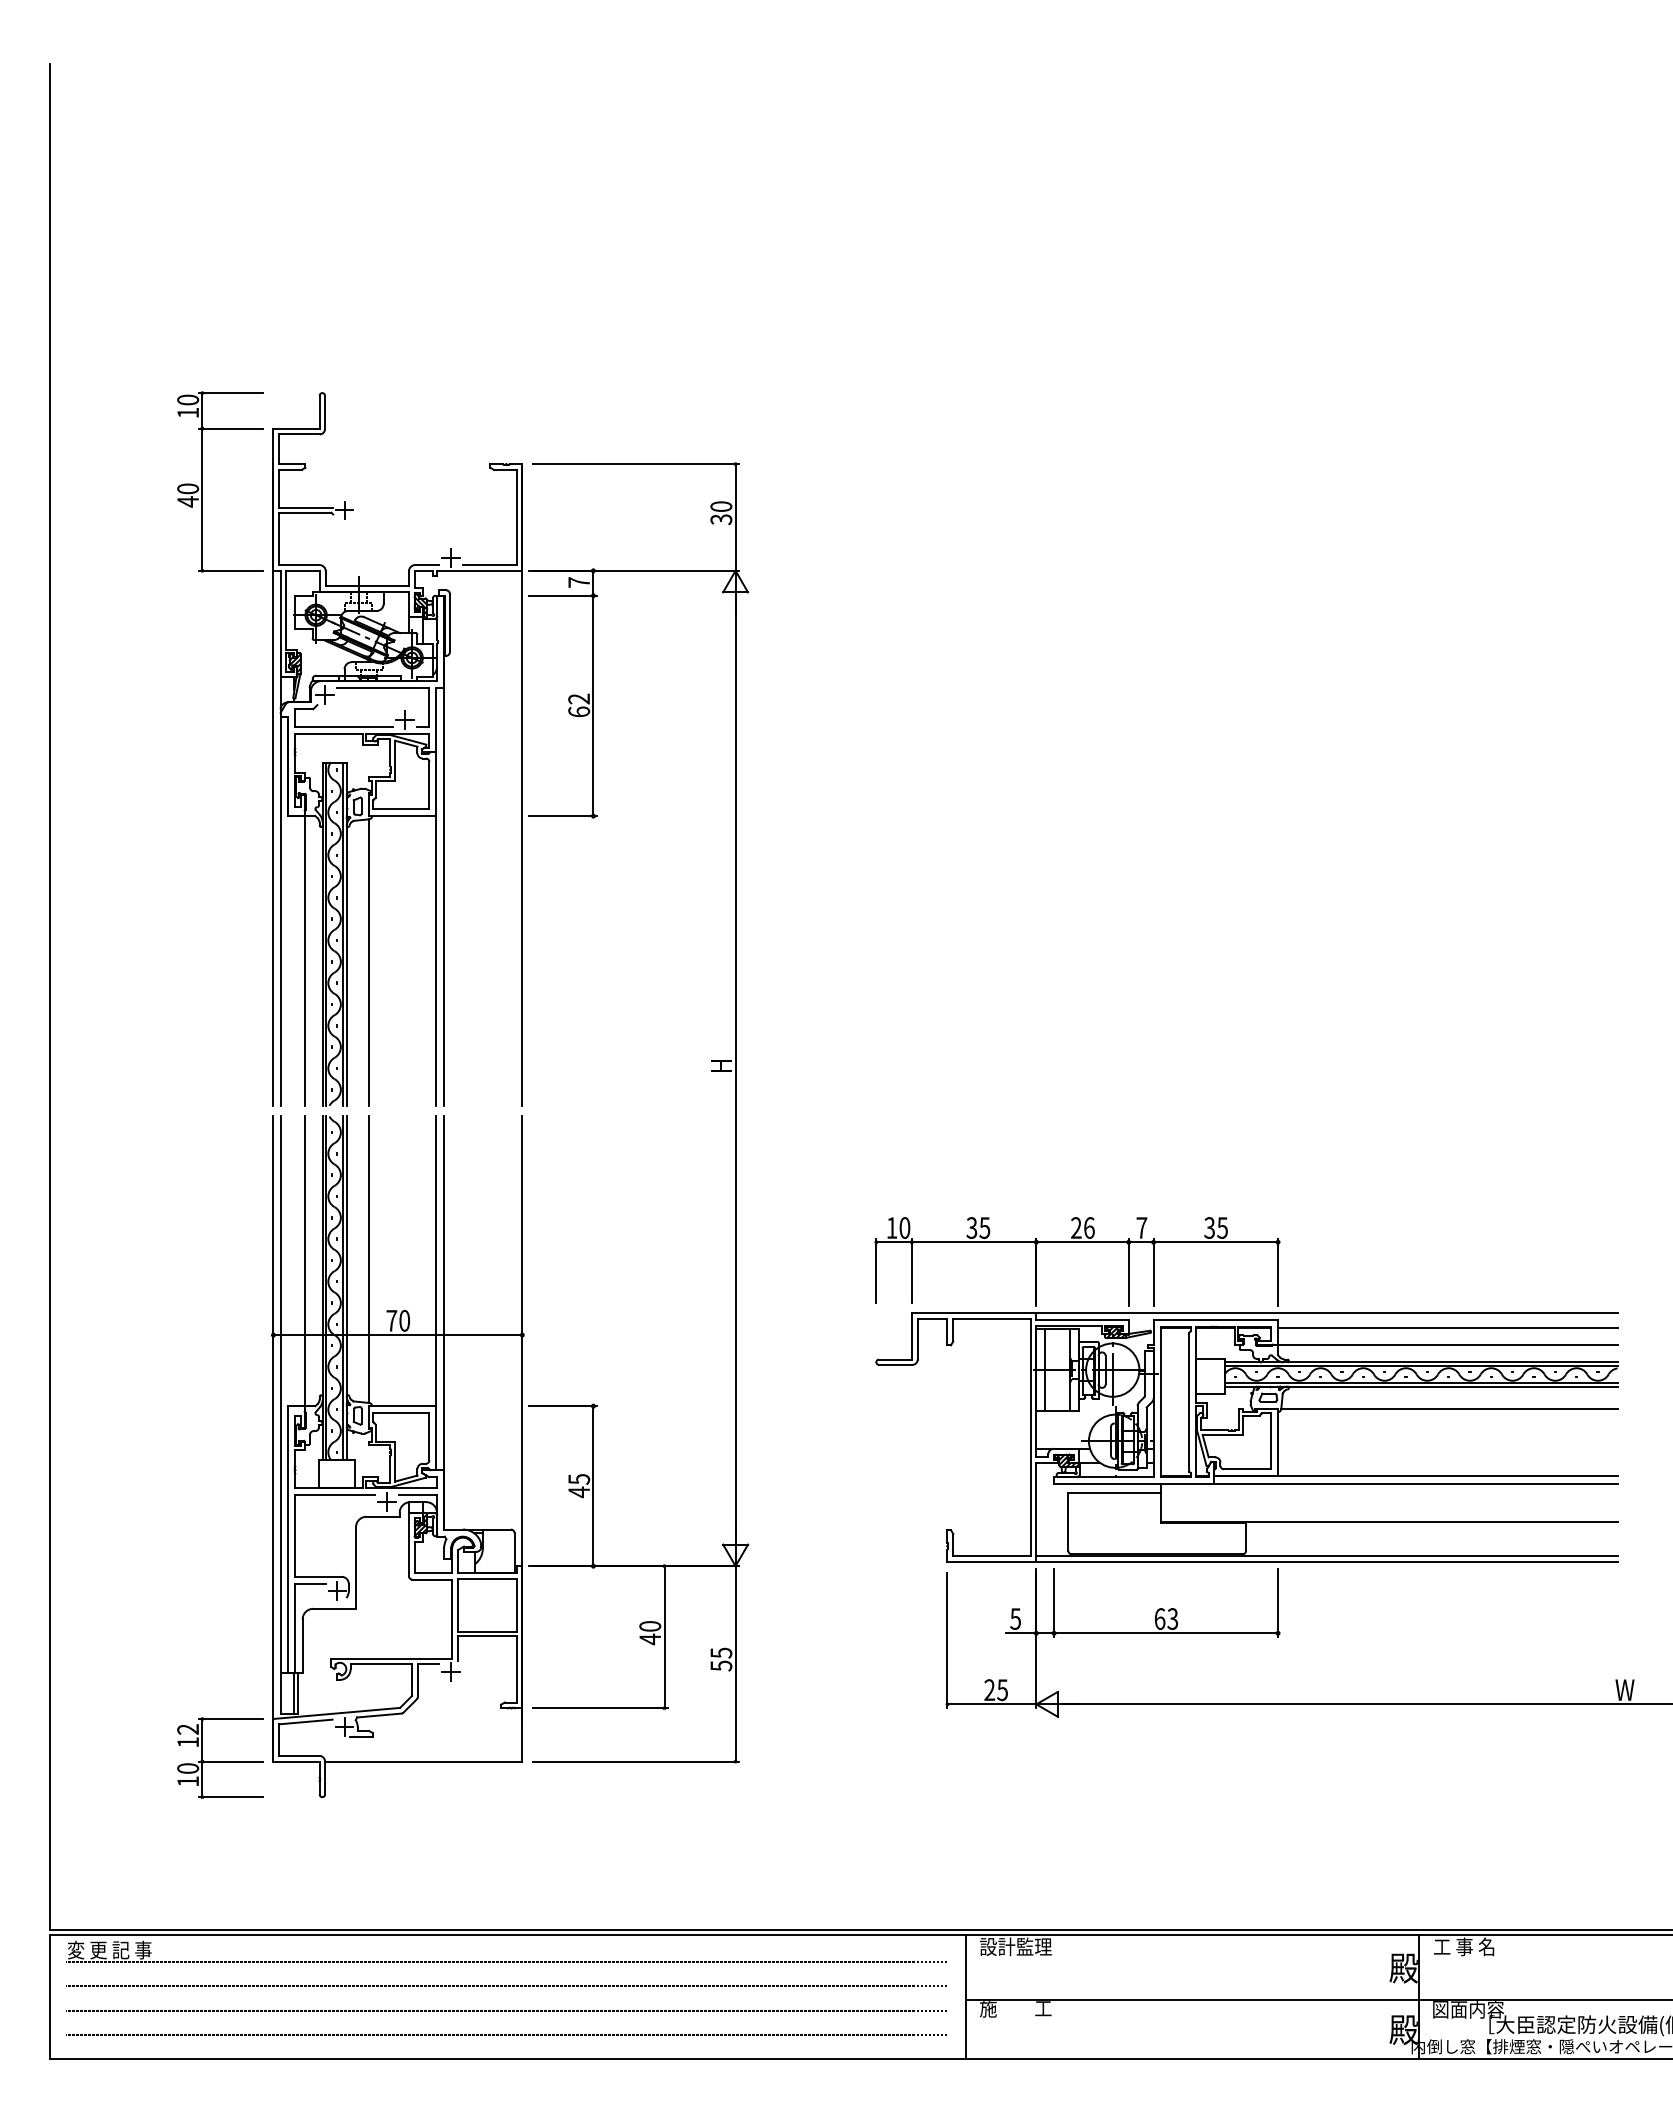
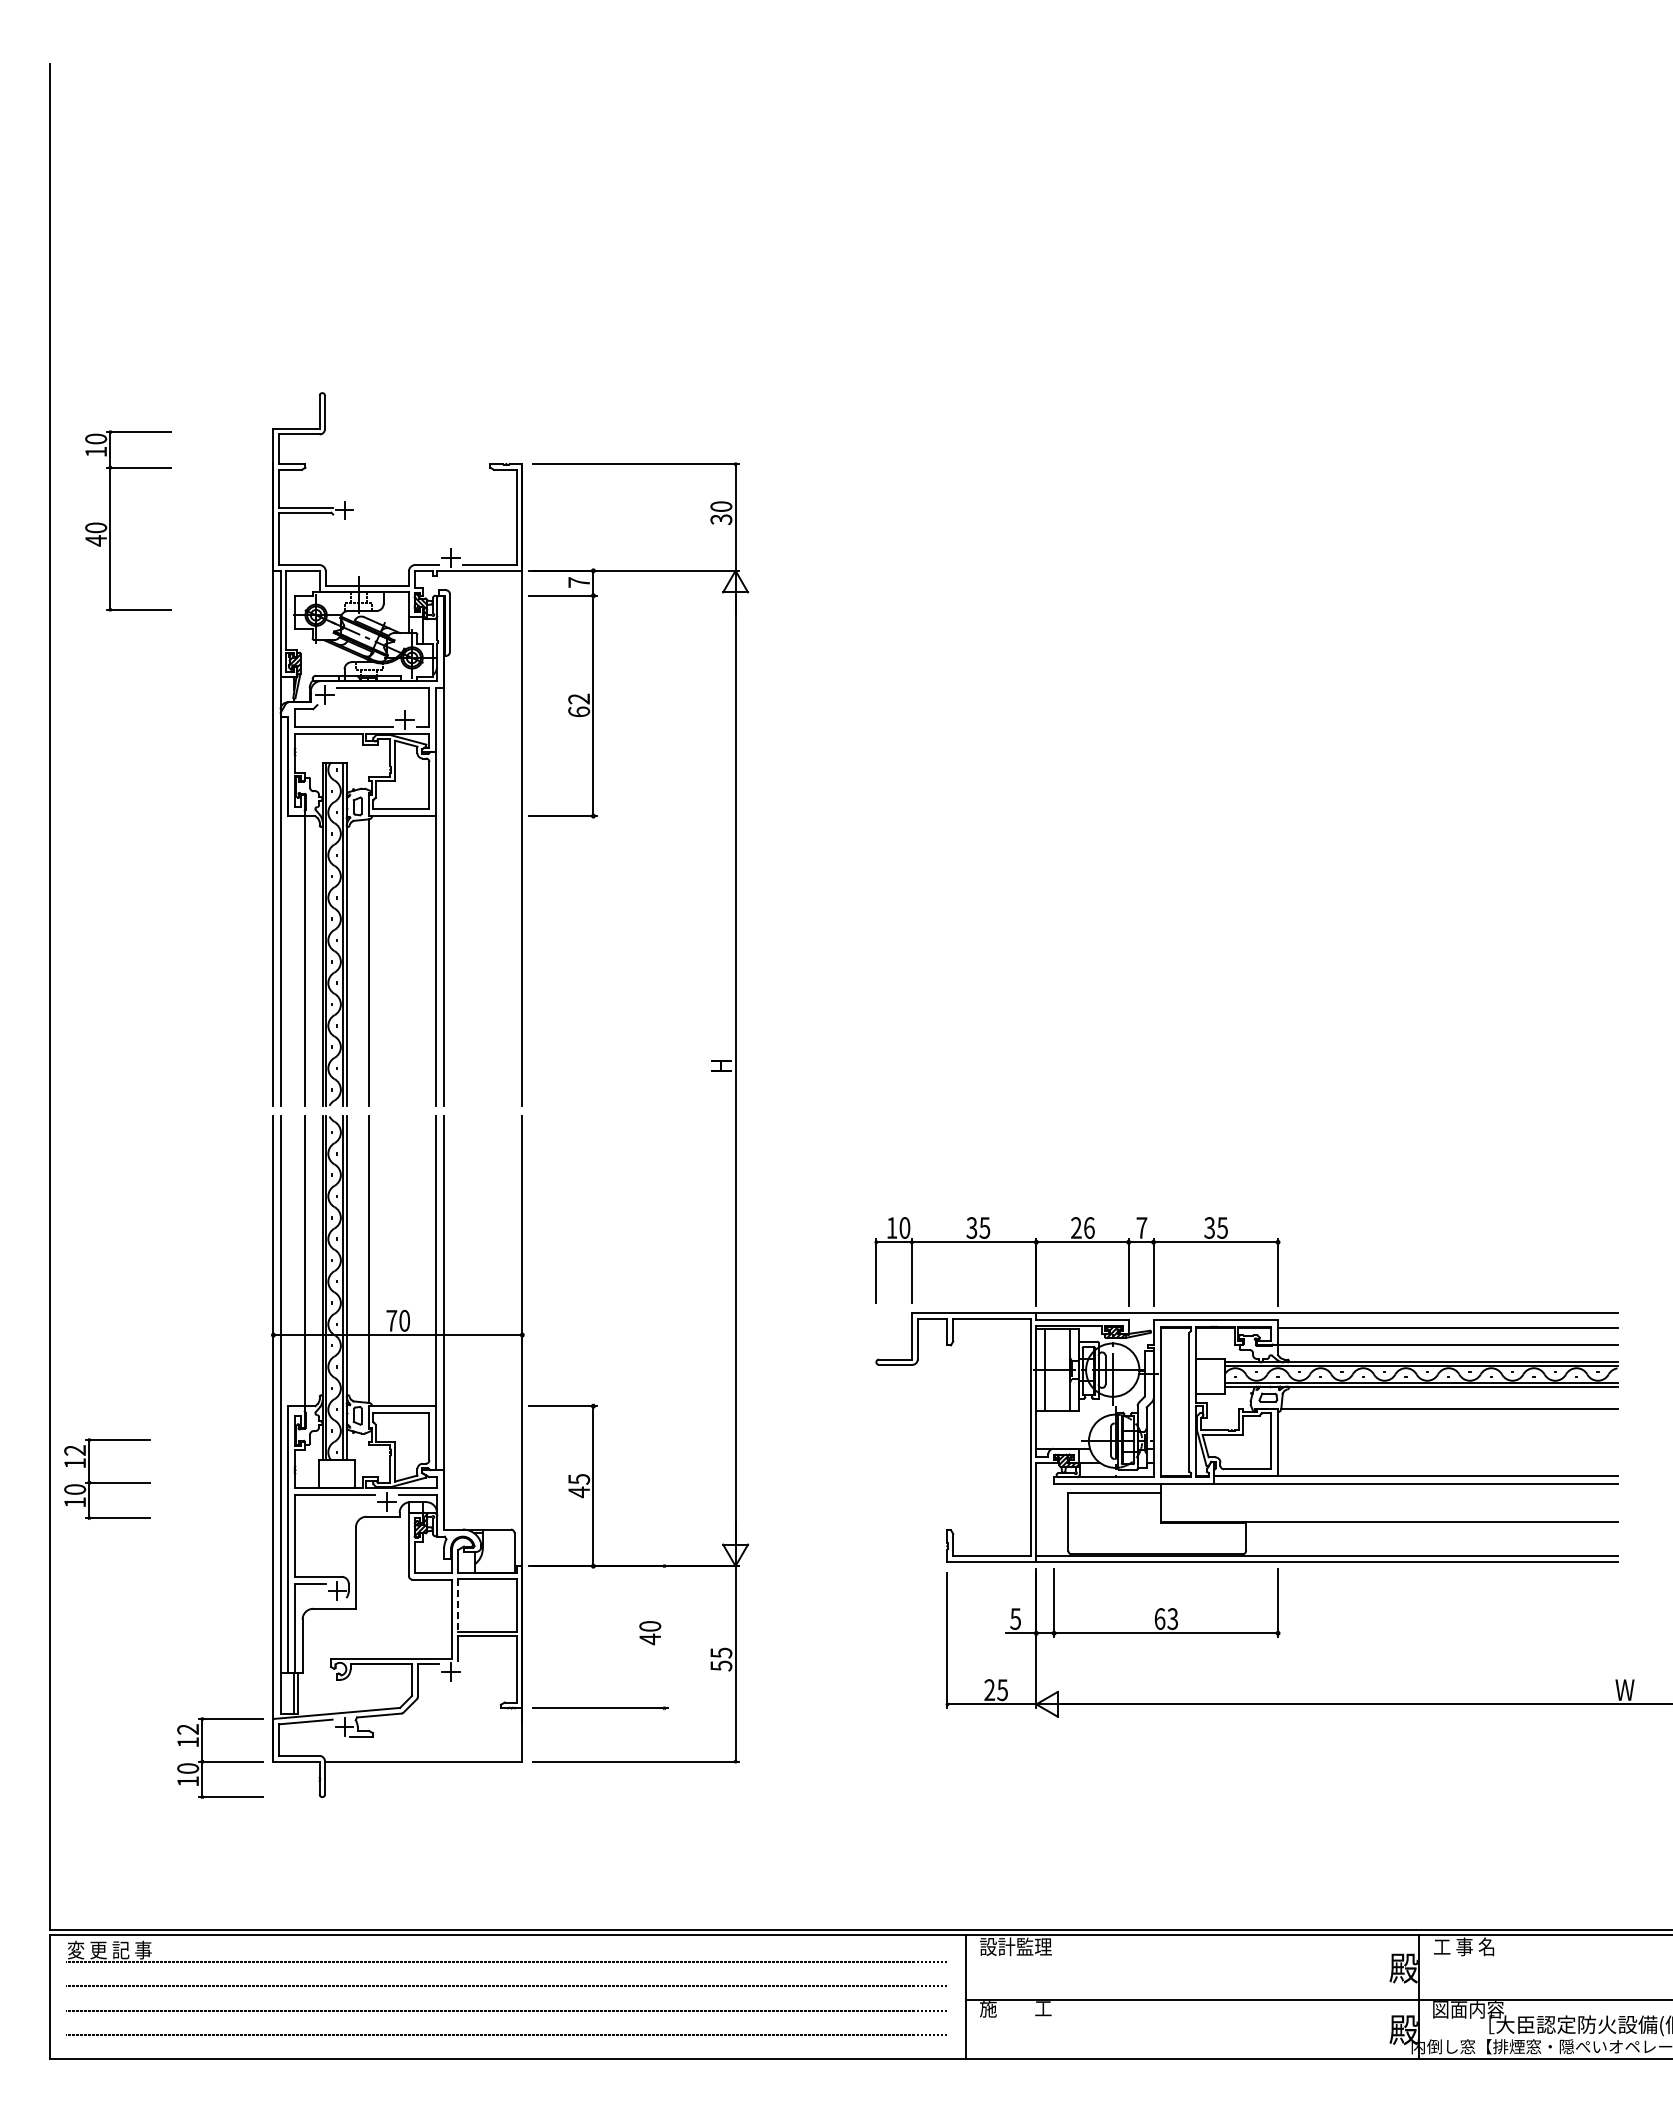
part position: (202, 481) -> (110, 520) (110, 520)
part: none -> present (107, 1478)
line: solid -> dashed (458, 1605)
line: present -> none (664, 1637)
